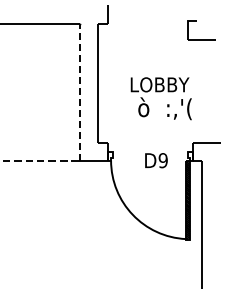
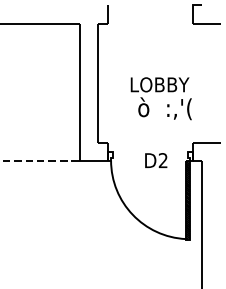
part position: (201, 39) -> (206, 23) (206, 23)
line: dashed -> solid (80, 91)
text: D9 -> D2 (162, 160)
